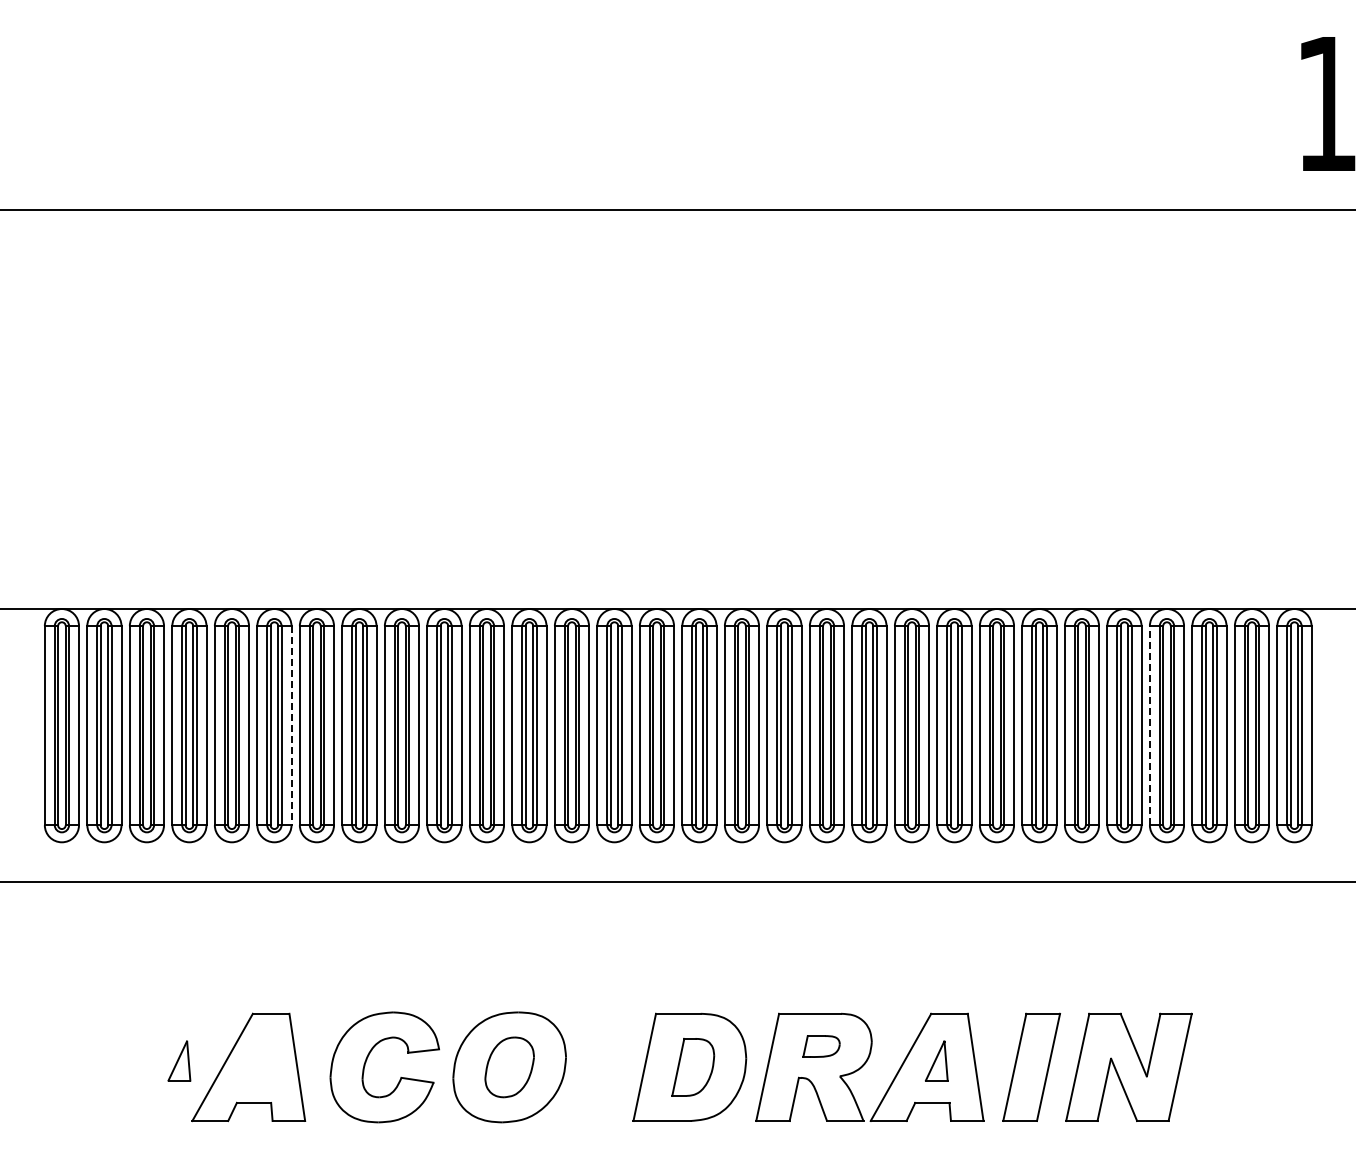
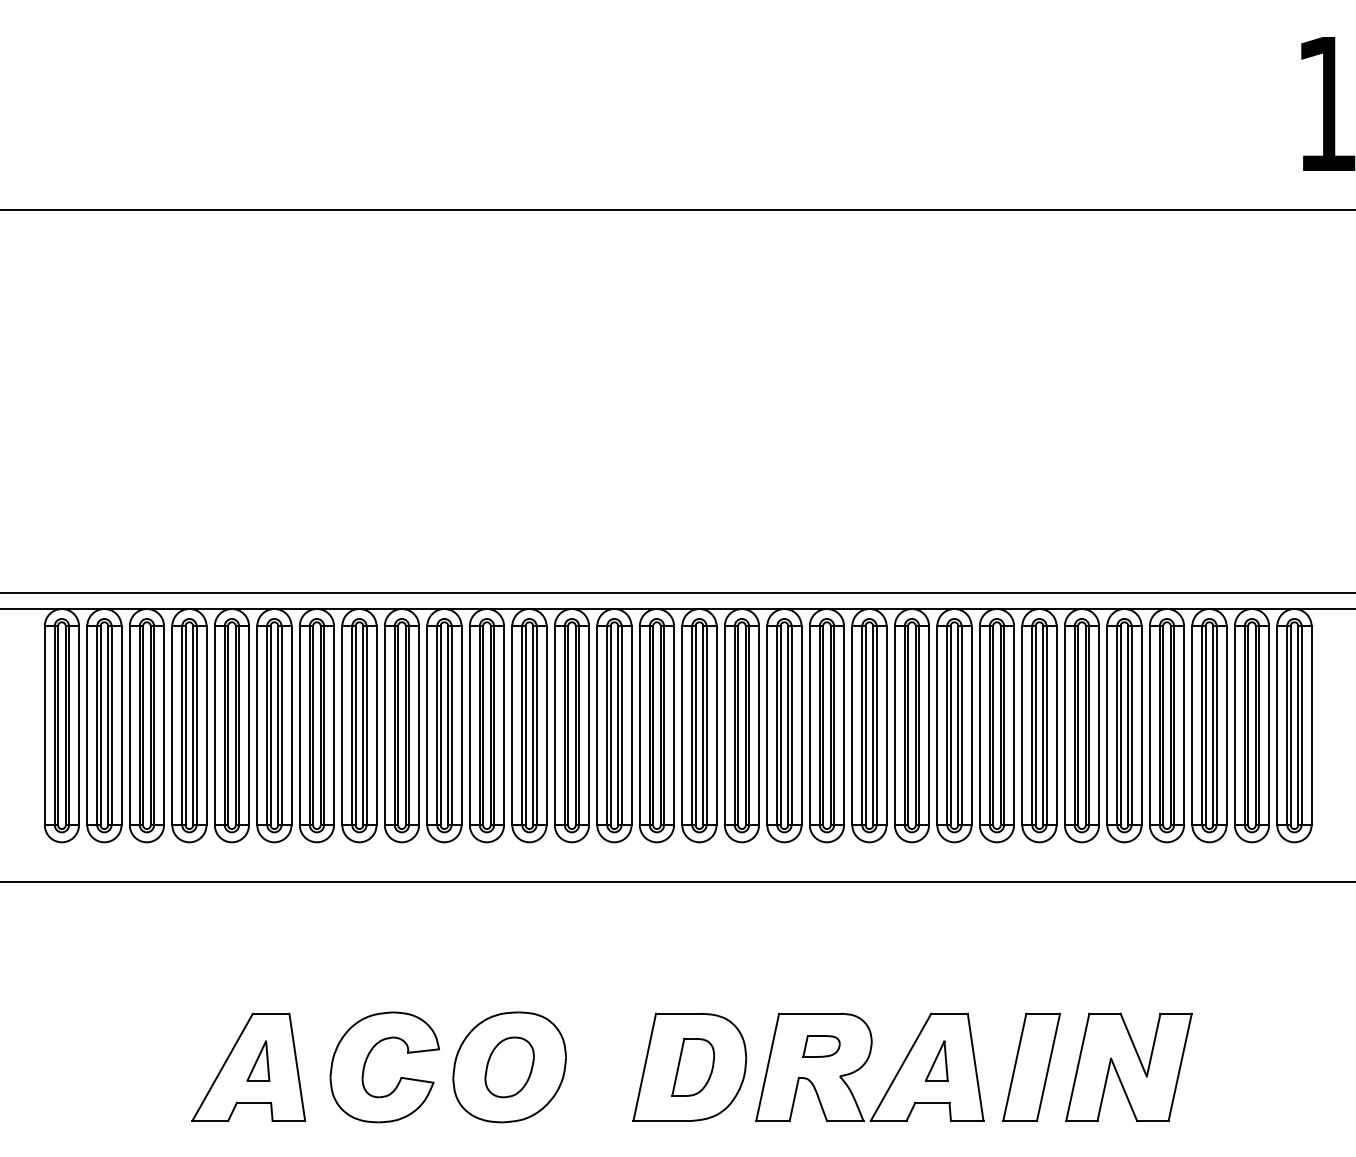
line: none -> present (677, 592)
line: dashed -> solid (291, 725)
line: dashed -> solid (1149, 725)
part position: (179, 1060) -> (258, 1060) (258, 1060)
